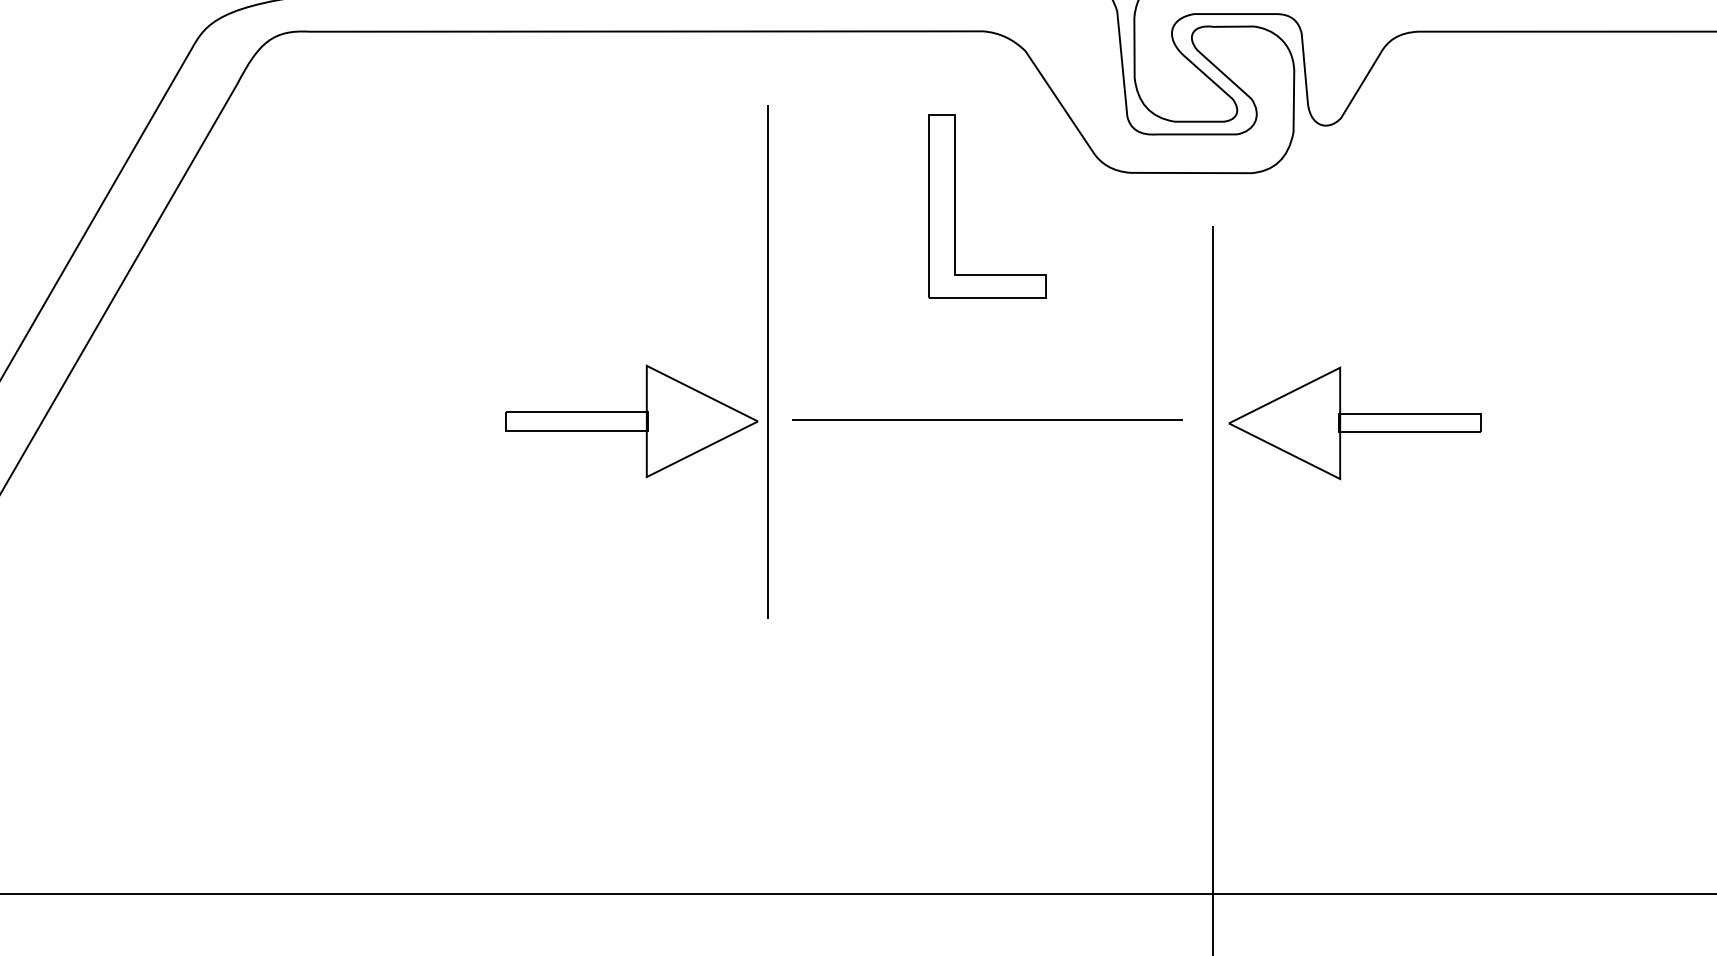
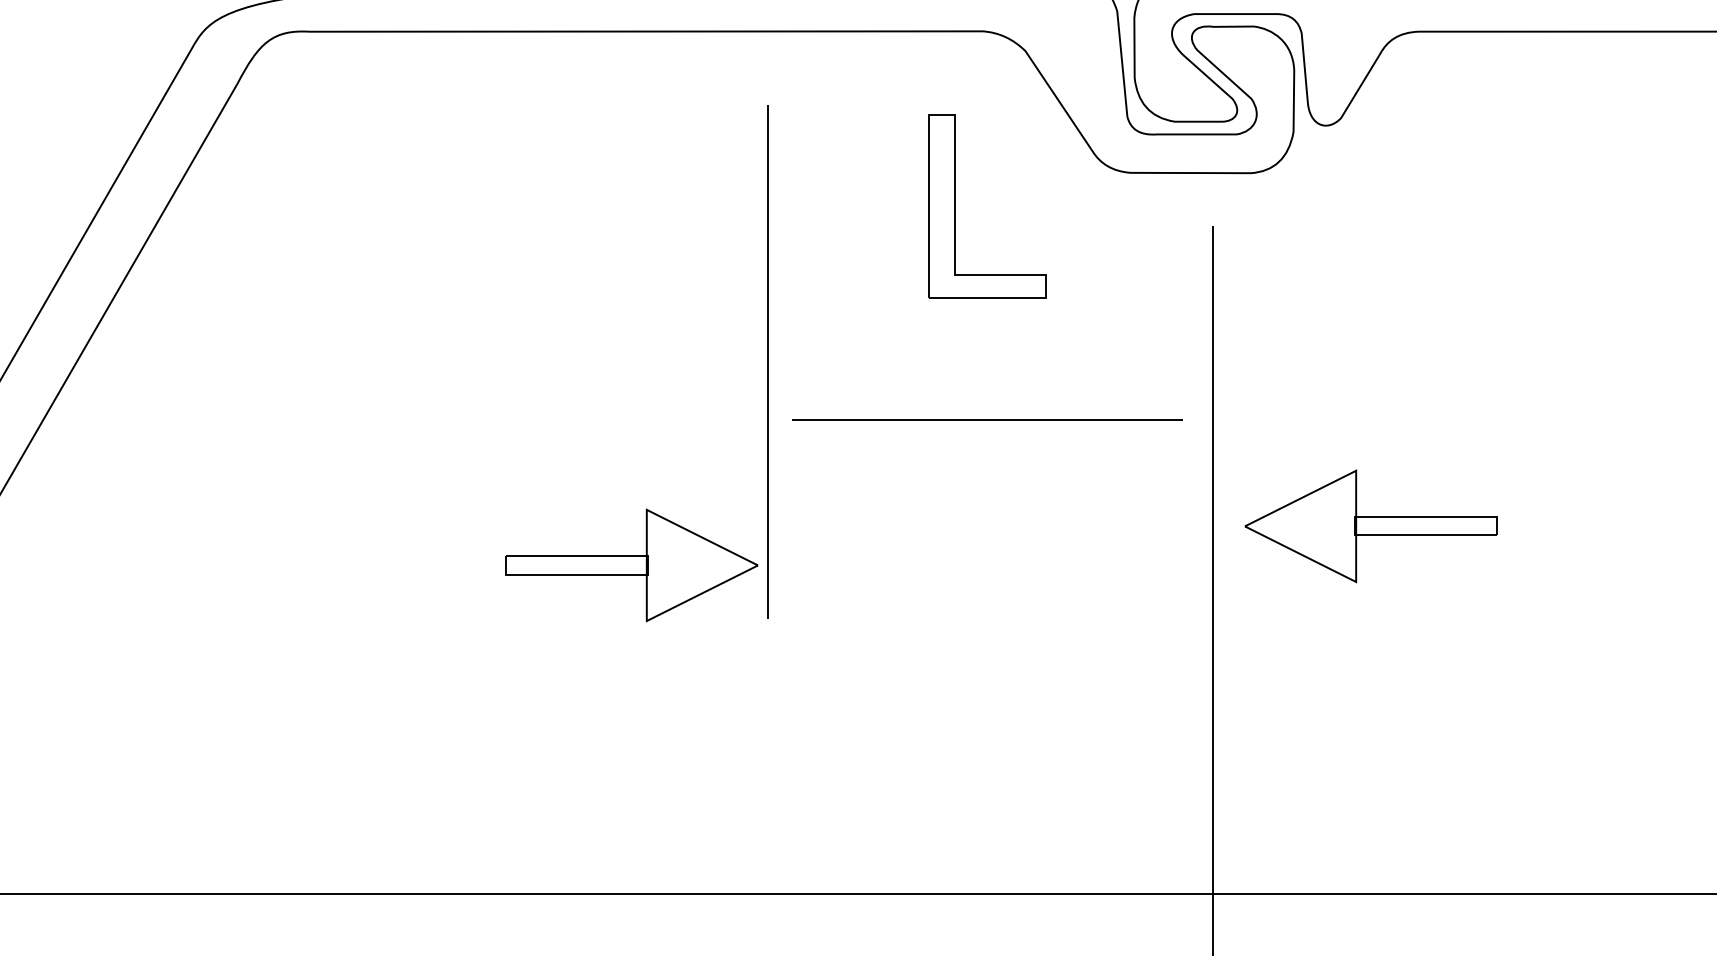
part position: (631, 421) -> (631, 565) (631, 565)
part position: (1354, 423) -> (1370, 526) (1370, 526)
